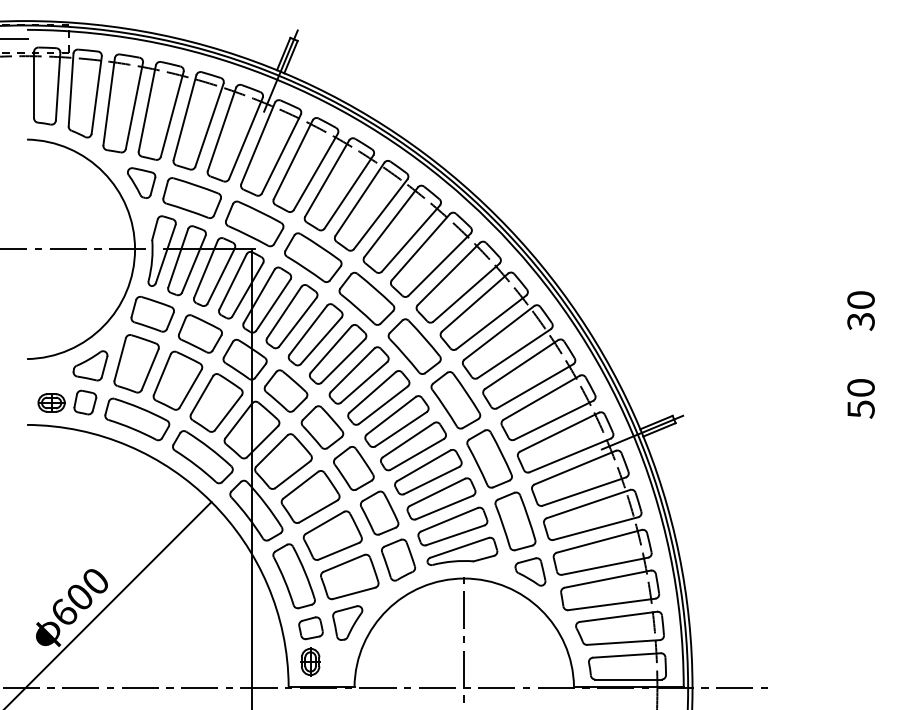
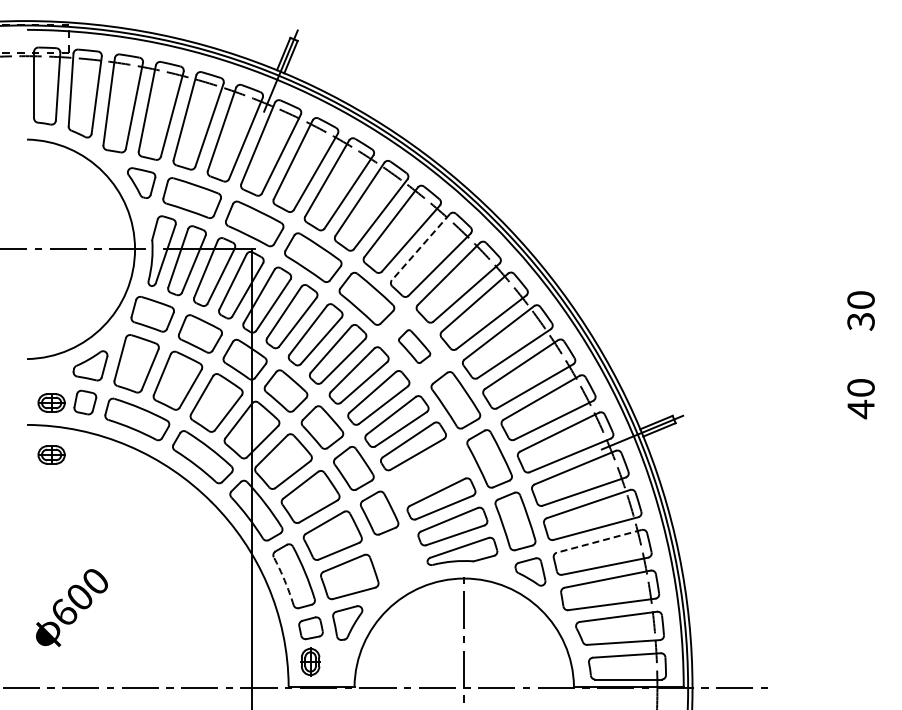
line: present -> none (15, 38)
line: solid -> dashed (420, 247)
part size: 55x57 px -> 34x35 px (414, 346)
text: 50 -> 40 (860, 409)
part: none -> present (51, 454)
part: present -> none (428, 472)
line: solid -> dashed (599, 541)
part: present -> none (398, 559)
arc: solid -> dashed (284, 580)
line: present -> none (108, 604)
